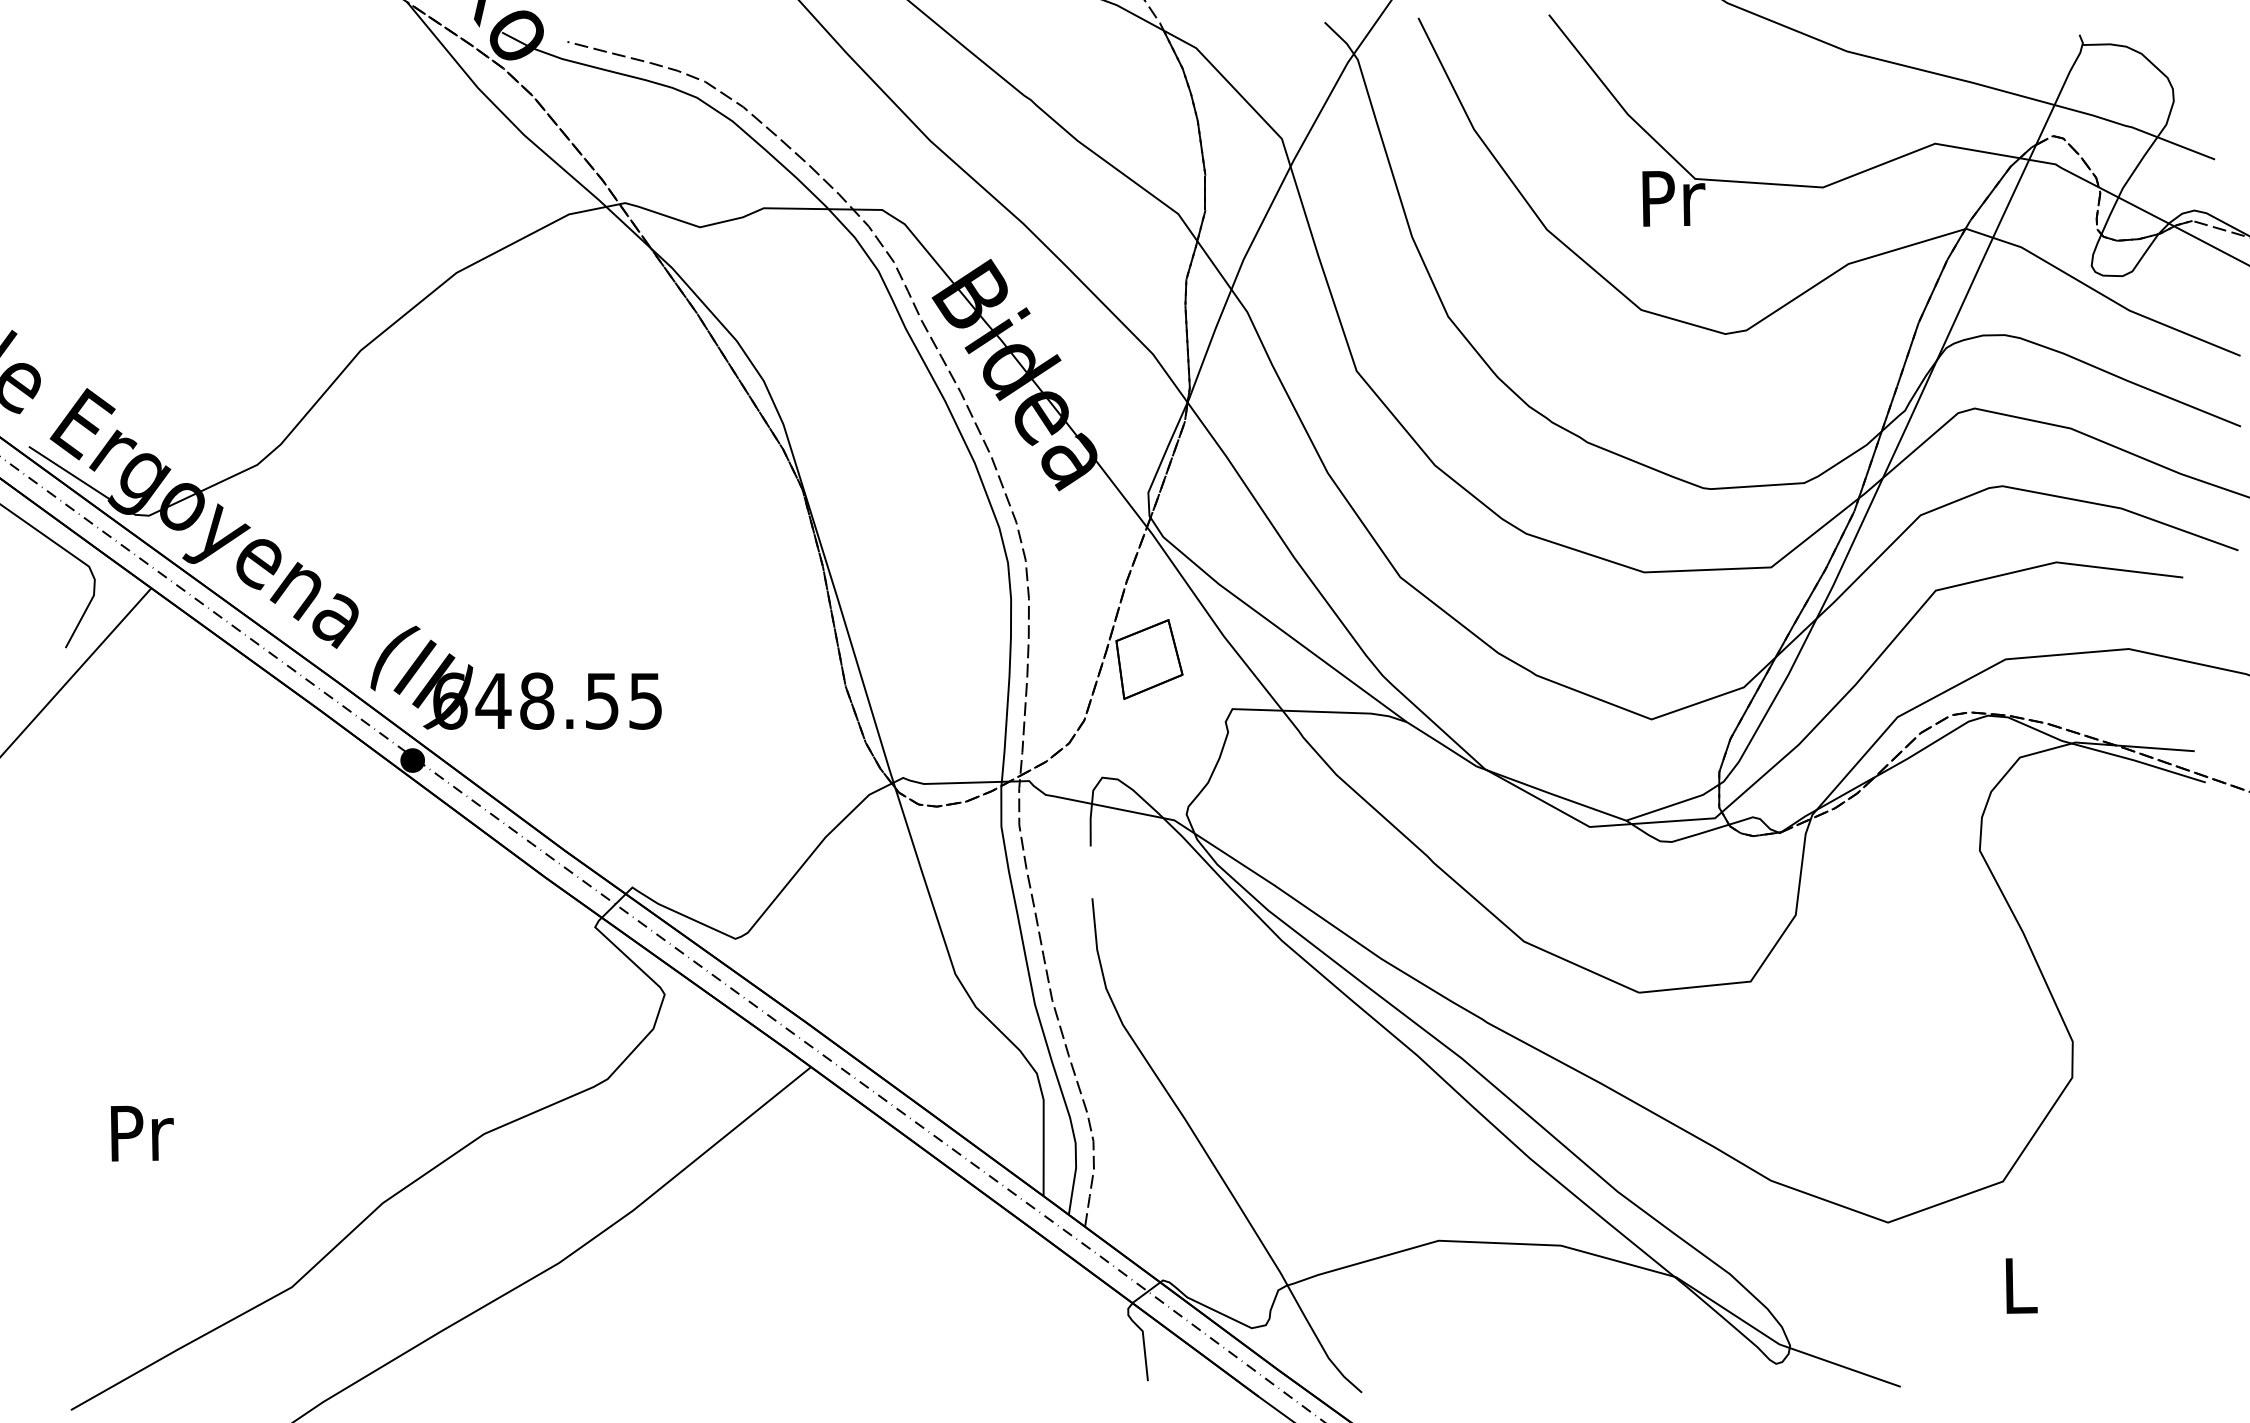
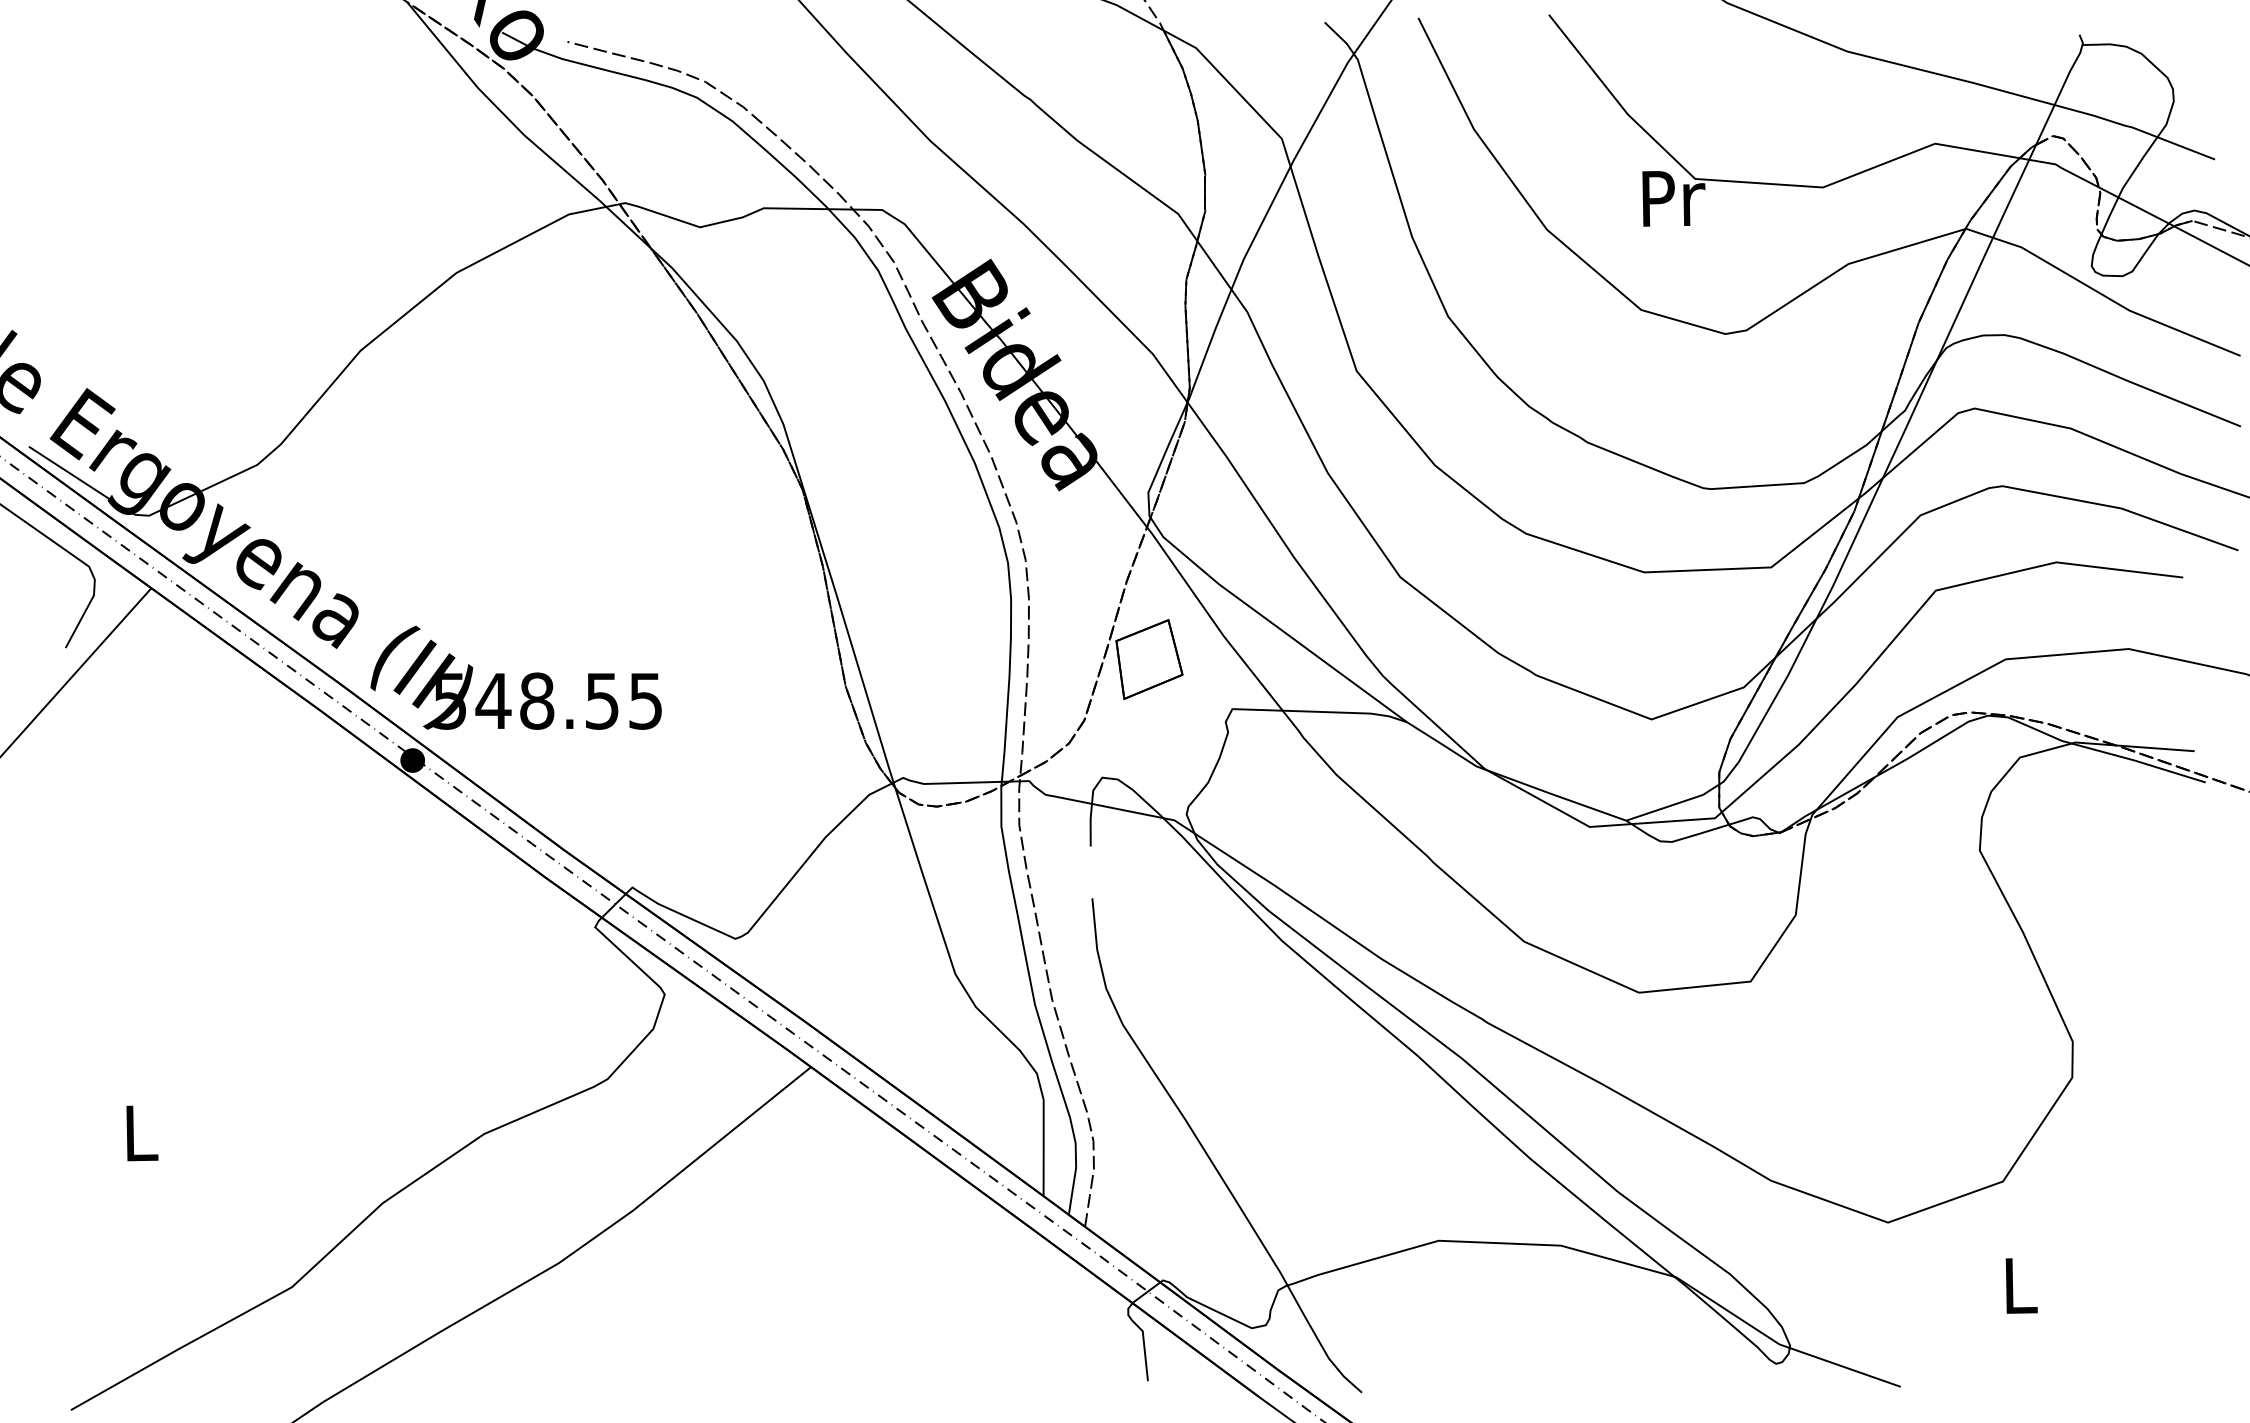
text: 648.55 -> 548.55 (450, 700)
text: Pr -> L (141, 1133)
